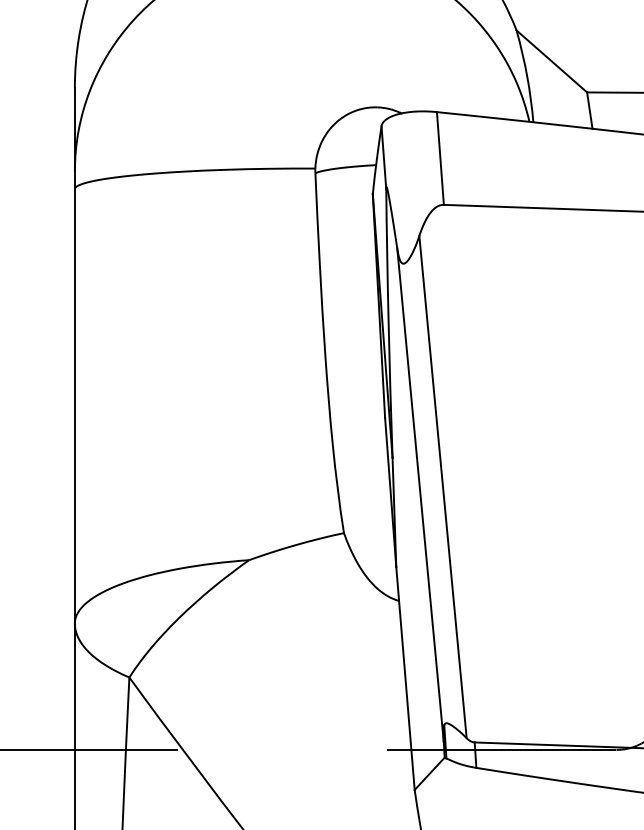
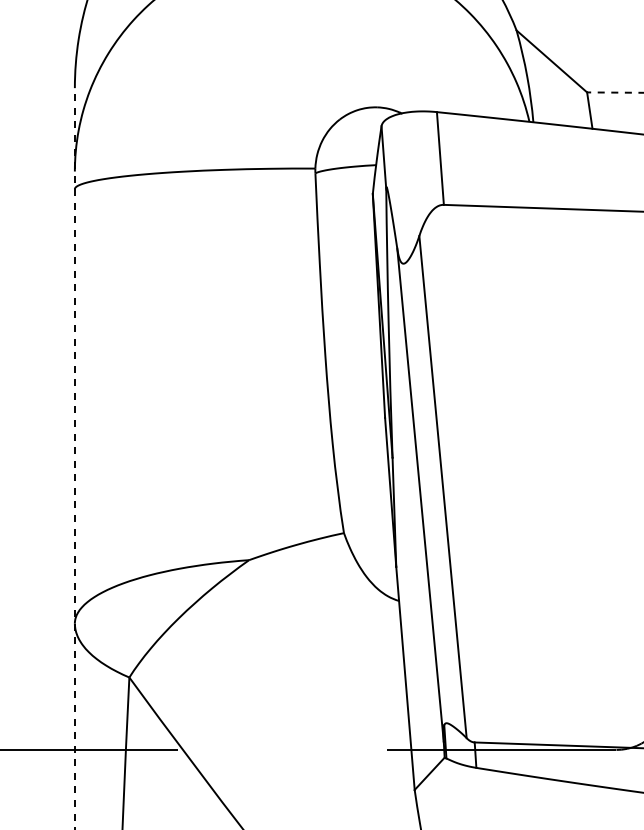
line: solid -> dashed (615, 92)
line: solid -> dashed (74, 459)
